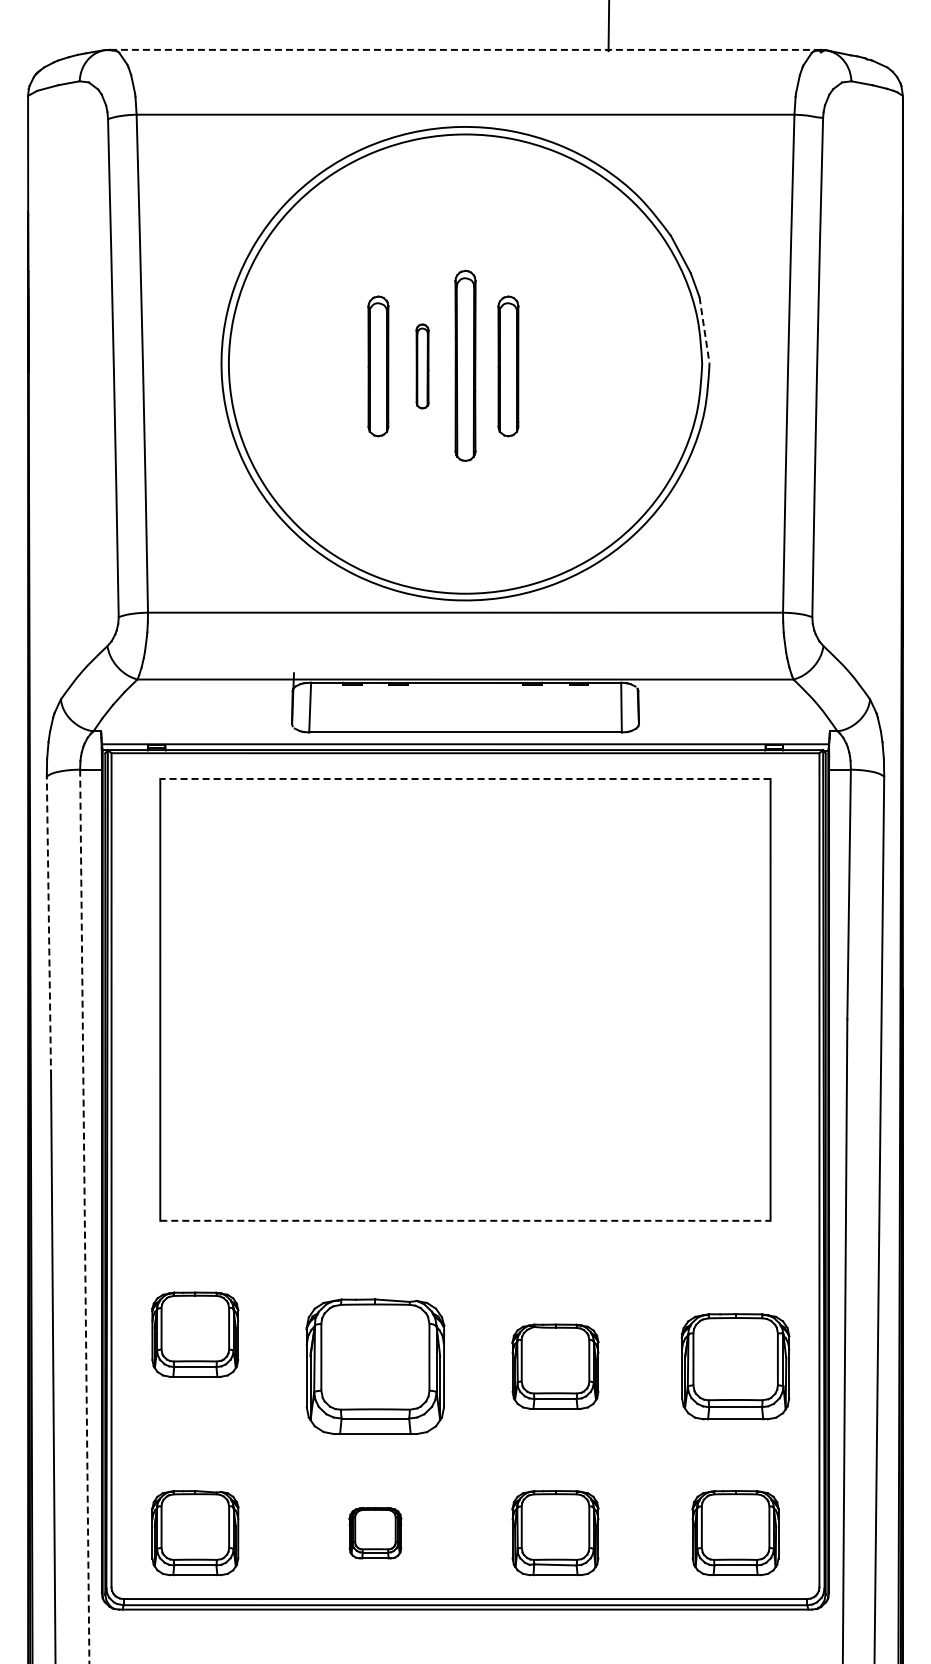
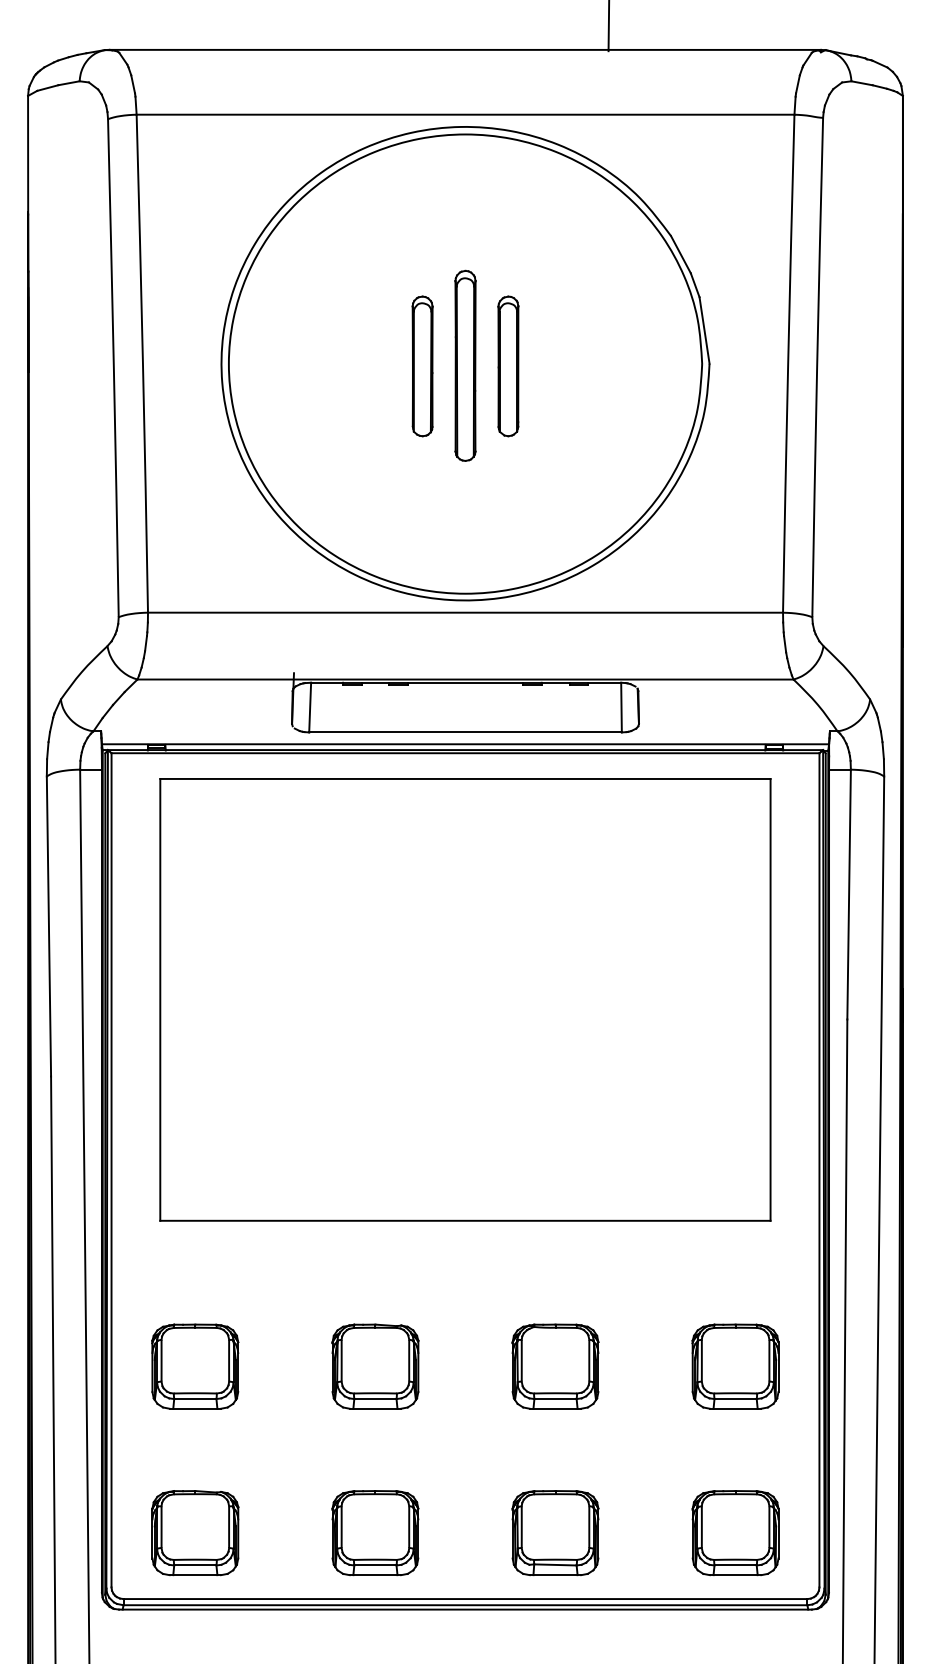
line: dashed -> solid (465, 49)
line: dashed -> solid (704, 330)
part: present -> none (378, 366)
part size: 15x87 px -> 23x143 px (422, 366)
line: dashed -> solid (464, 778)
line: dashed -> solid (48, 925)
line: dashed -> solid (84, 1217)
line: dashed -> solid (465, 1220)
part position: (195, 1334) -> (195, 1366) (195, 1366)
part size: 141x138 px -> 89x87 px (375, 1366)
part size: 111x108 px -> 89x87 px (735, 1366)
part size: 55x53 px -> 89x87 px (375, 1533)
